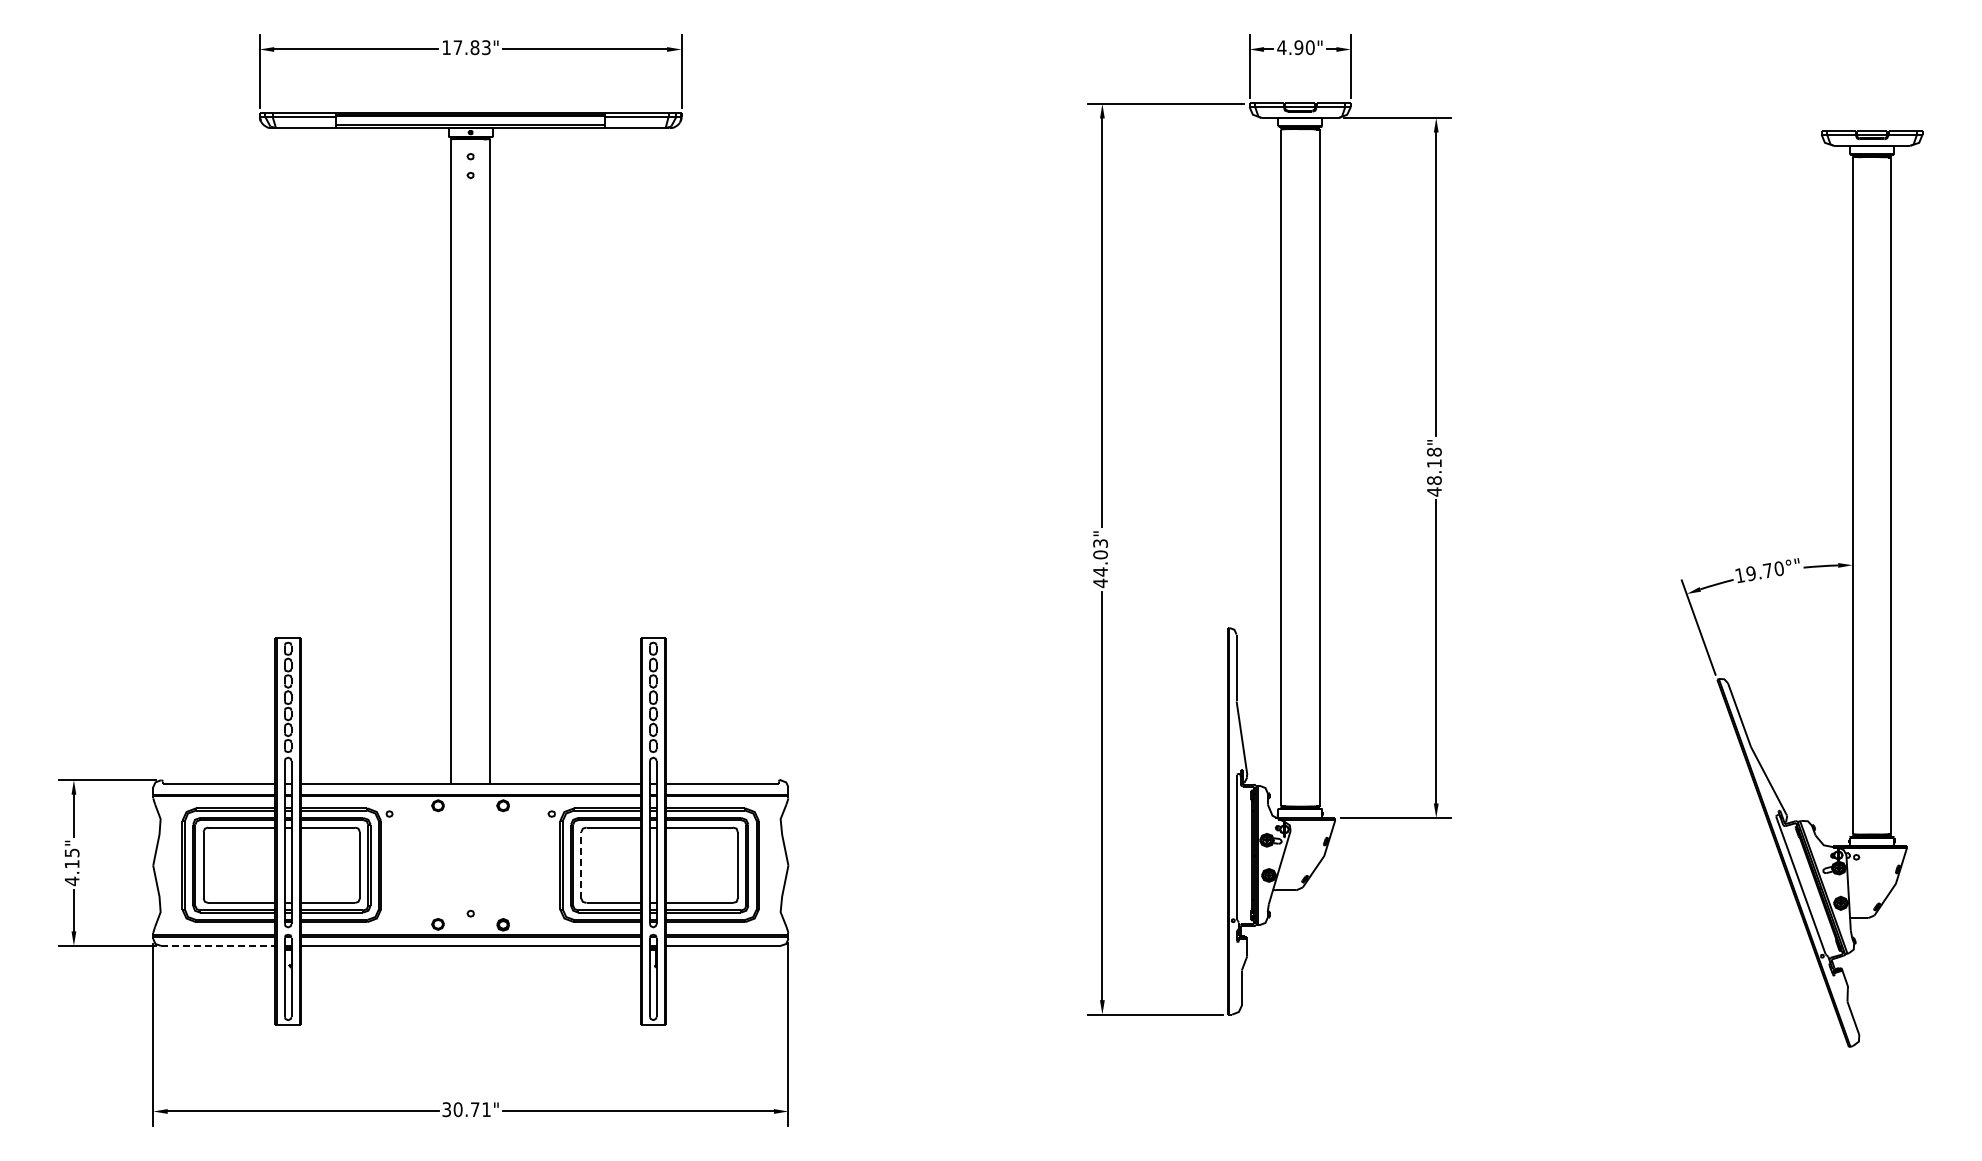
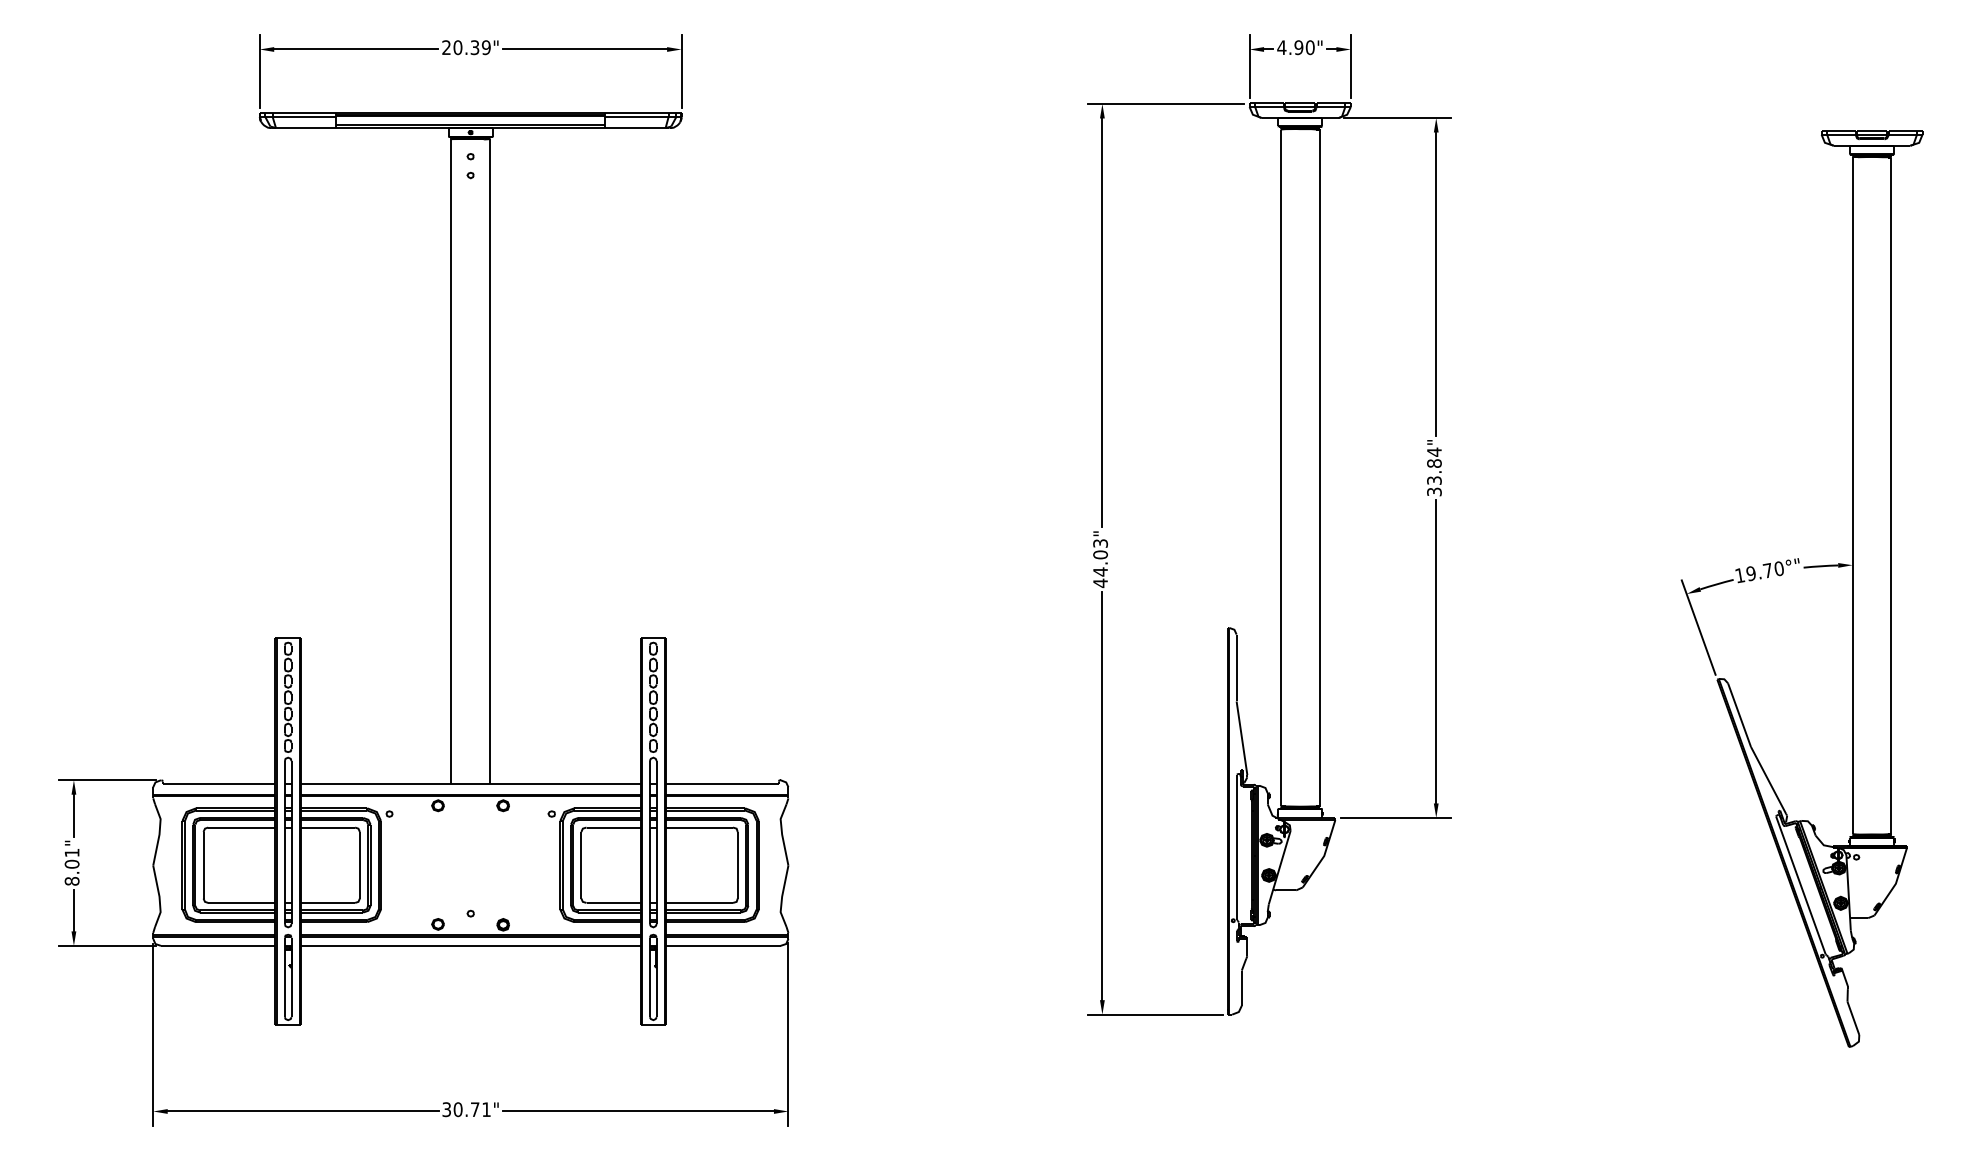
text: 17.83" -> 20.39" (466, 47)
text: 48.18" -> 33.84" (1434, 471)
line: dashed -> solid (581, 864)
text: 4.15" -> 8.01" (71, 867)
line: dashed -> solid (218, 945)
